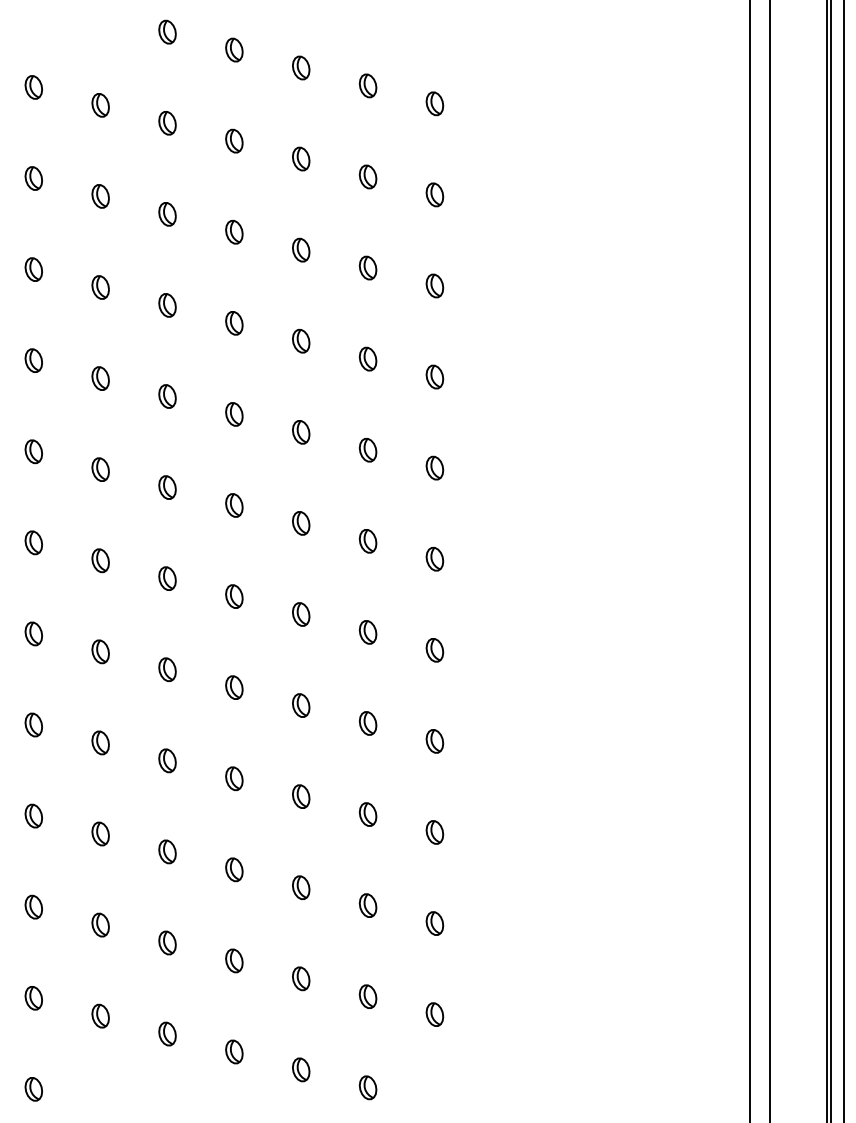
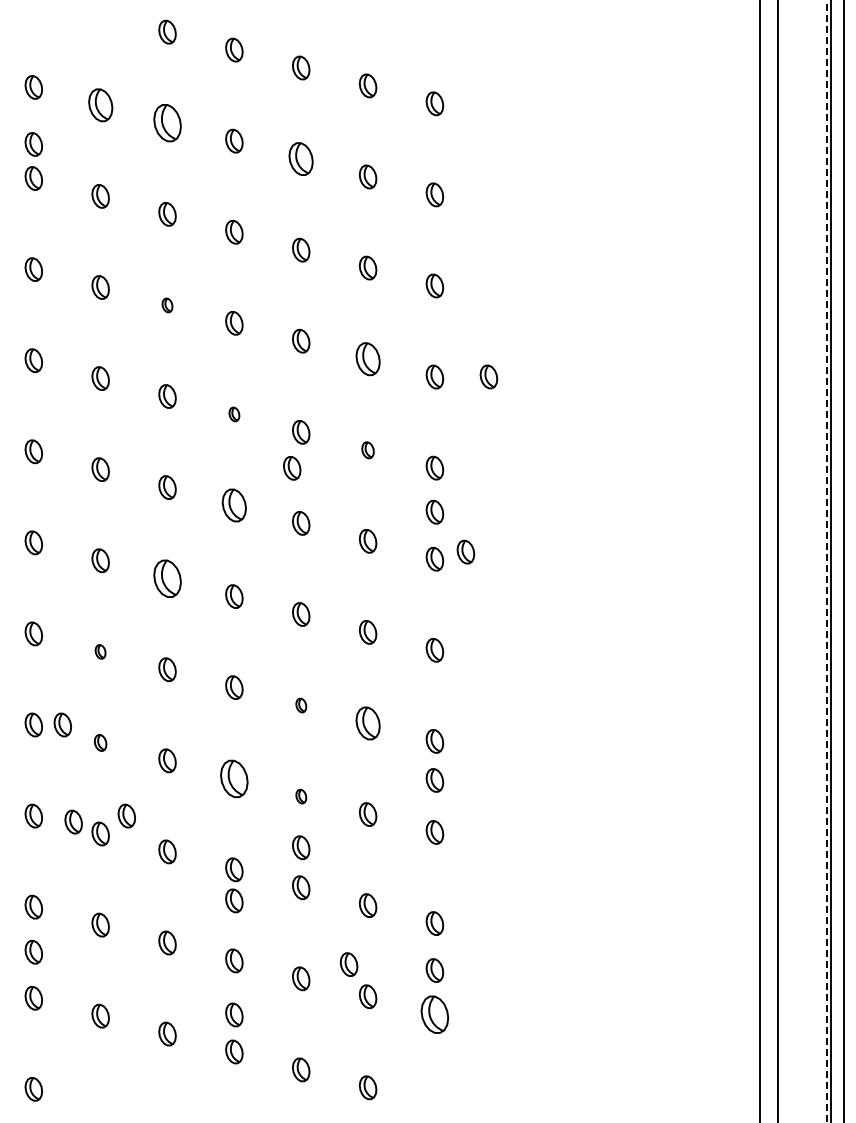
part size: 19x25 px -> 26x35 px (100, 105)
part size: 19x25 px -> 29x39 px (167, 123)
part: none -> present (33, 144)
part size: 19x26 px -> 26x34 px (300, 158)
part size: 19x25 px -> 13x17 px (167, 305)
part size: 20x26 px -> 26x35 px (367, 359)
part: none -> present (488, 376)
part size: 19x25 px -> 13x17 px (234, 414)
part size: 20x25 px -> 14x19 px (367, 450)
part: none -> present (292, 468)
part size: 19x25 px -> 26x35 px (233, 505)
part: none -> present (434, 511)
part: none -> present (465, 551)
line position: (750, 560) -> (760, 560) (760, 560)
line position: (769, 560) -> (777, 560) (777, 560)
line: solid -> dashed (826, 561)
part size: 19x25 px -> 29x39 px (167, 578)
part size: 19x26 px -> 13x16 px (100, 651)
part size: 19x25 px -> 13x17 px (301, 705)
part size: 20x25 px -> 26x35 px (367, 723)
part: none -> present (62, 724)
part size: 19x26 px -> 15x18 px (100, 742)
part size: 19x25 px -> 29x39 px (234, 778)
part: none -> present (434, 780)
part size: 19x25 px -> 13x17 px (301, 796)
part: none -> present (126, 815)
part: none -> present (73, 821)
part: none -> present (301, 847)
part: none -> present (234, 900)
part: none -> present (33, 952)
part: none -> present (348, 964)
part: none -> present (434, 970)
part: none -> present (234, 1014)
part size: 20x25 px -> 30x39 px (434, 1014)
